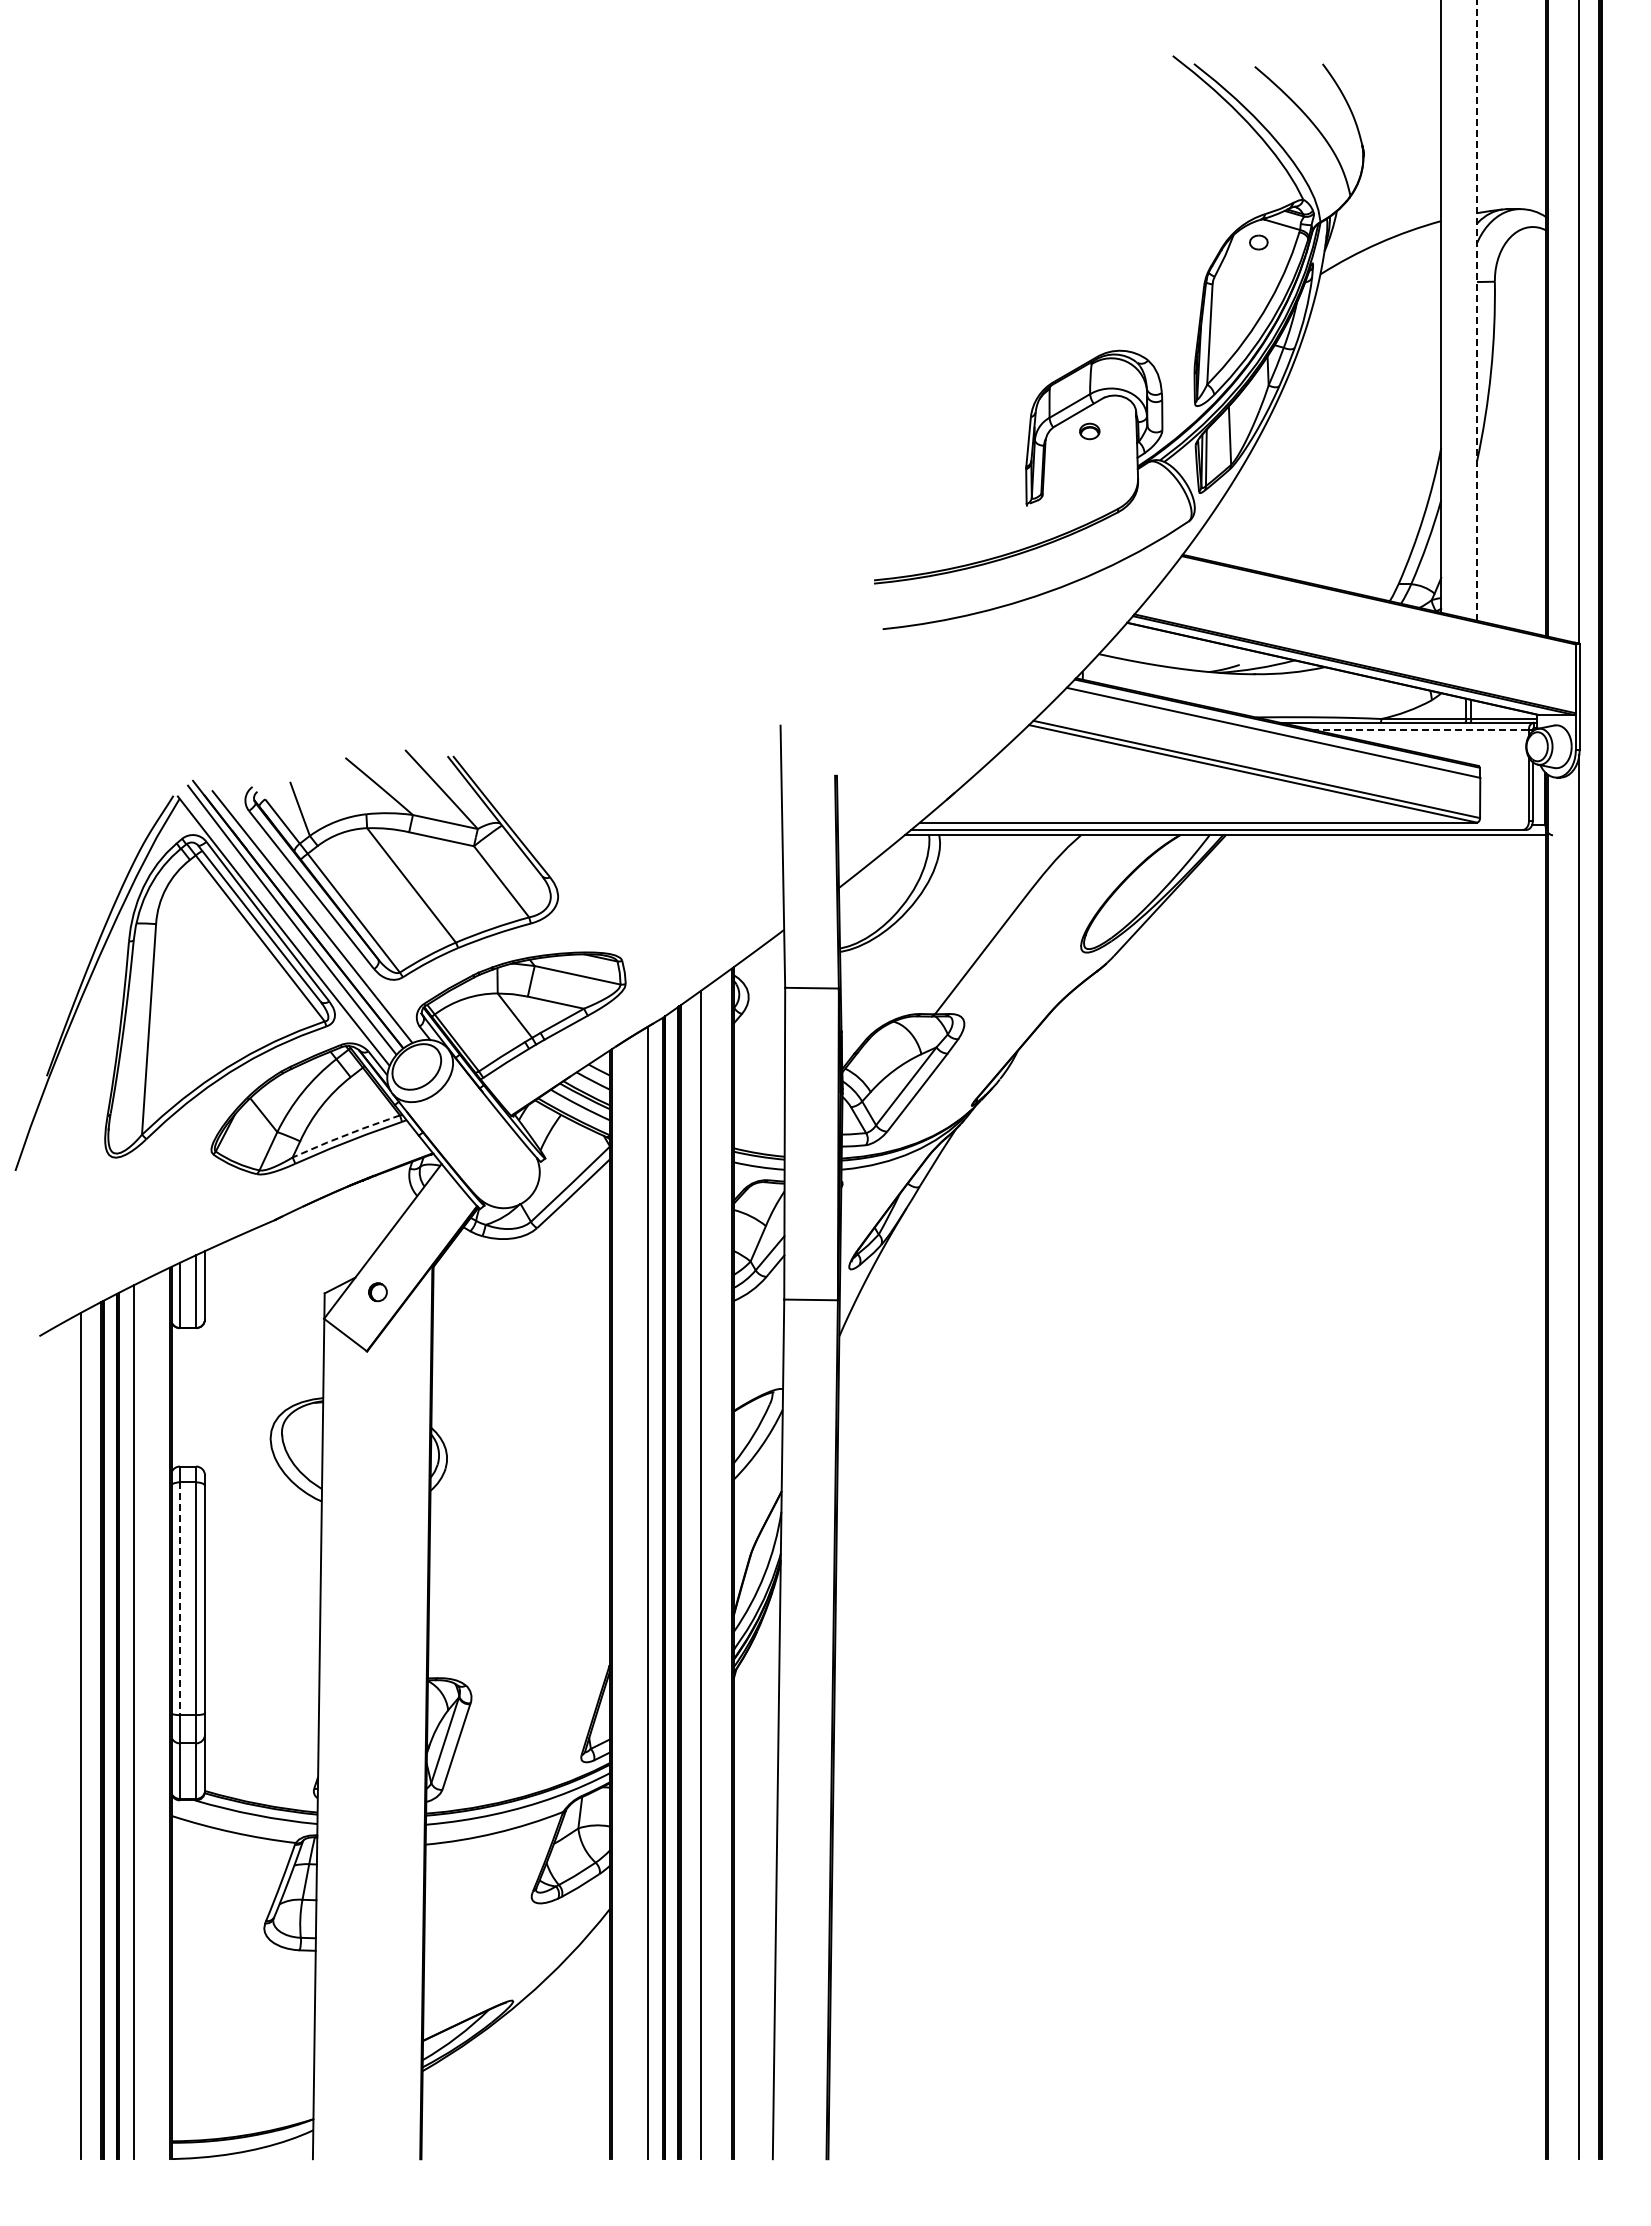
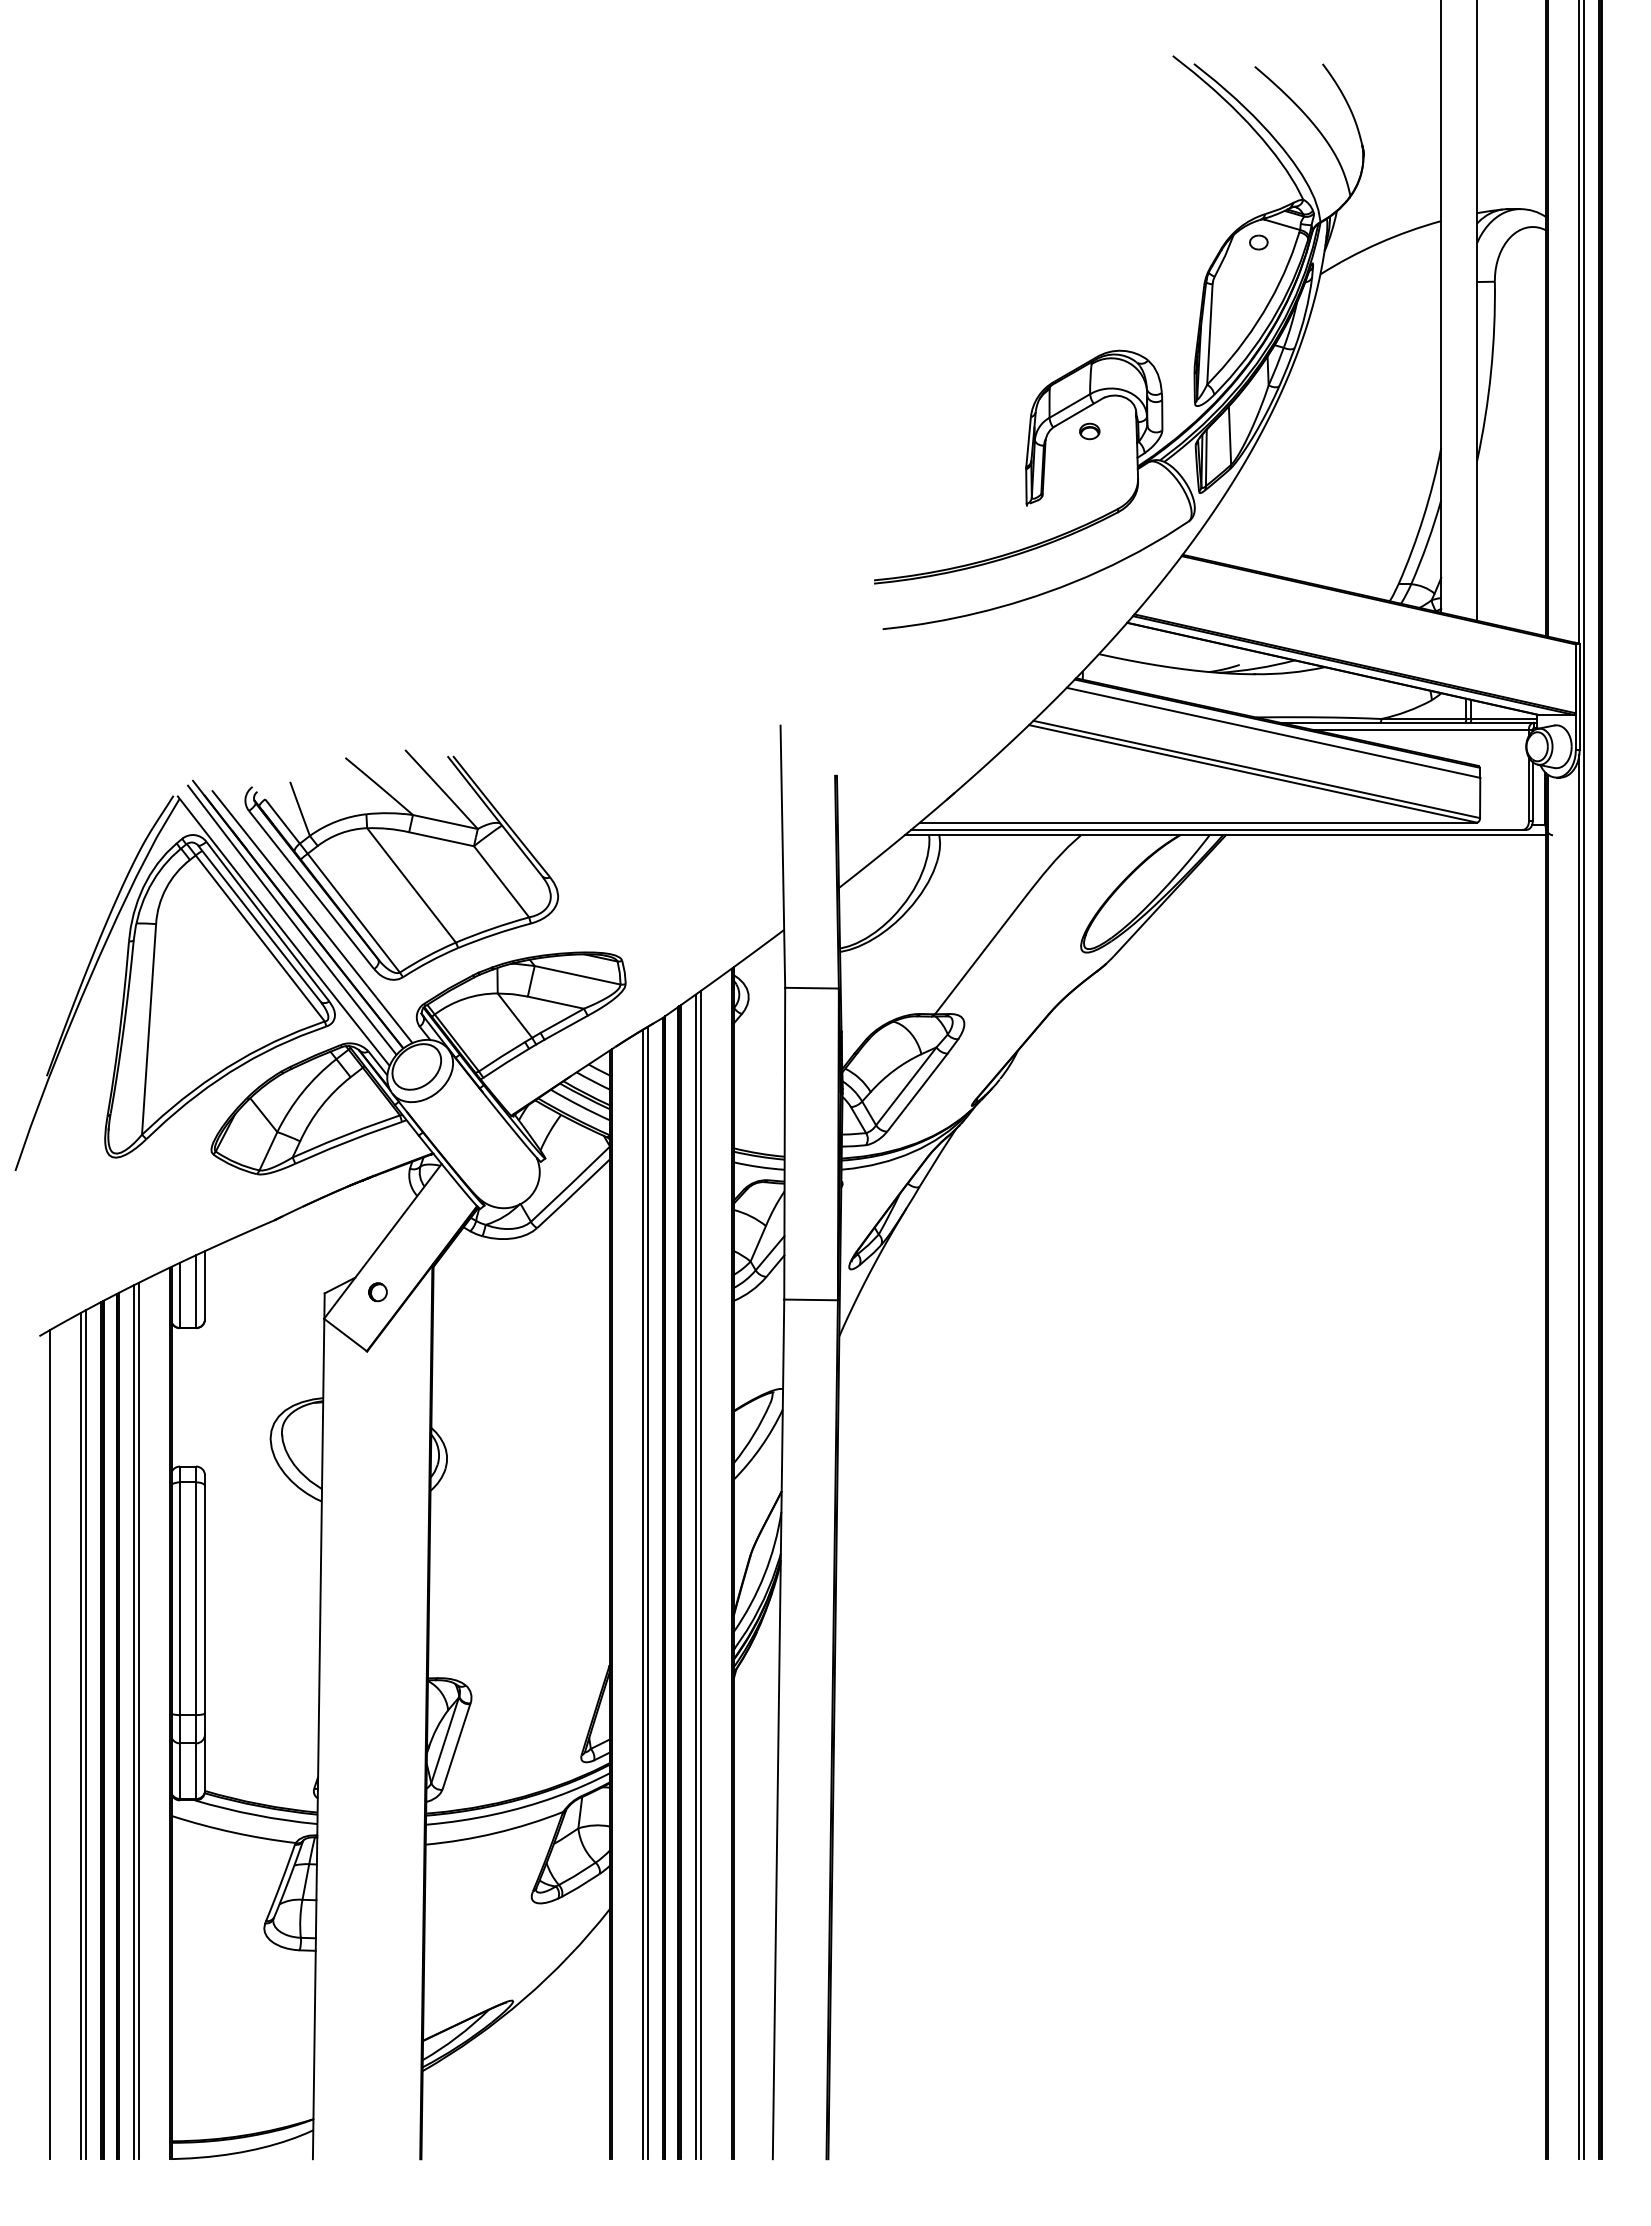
line: dashed -> solid (1477, 310)
line: dashed -> solid (1421, 729)
line: none -> present (1584, 1080)
line: dashed -> solid (345, 1135)
line: none -> present (695, 1576)
line: none -> present (642, 1594)
line: dashed -> solid (179, 1599)
line: none -> present (139, 1720)
line: none -> present (86, 1734)
line: none -> present (50, 1744)
